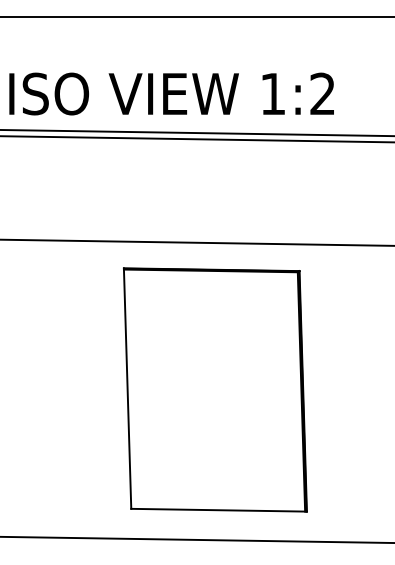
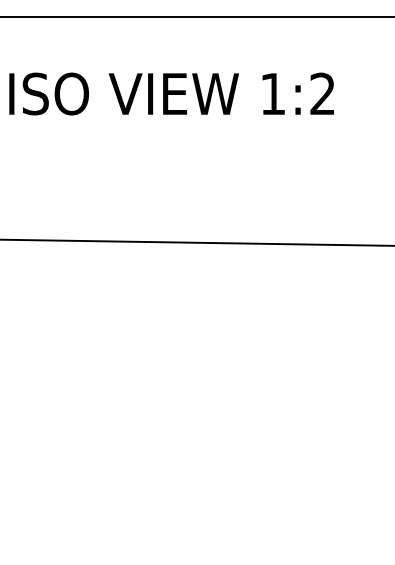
line: present -> none (196, 133)
line: present -> none (196, 139)
part: present -> none (215, 389)
line: present -> none (196, 539)
